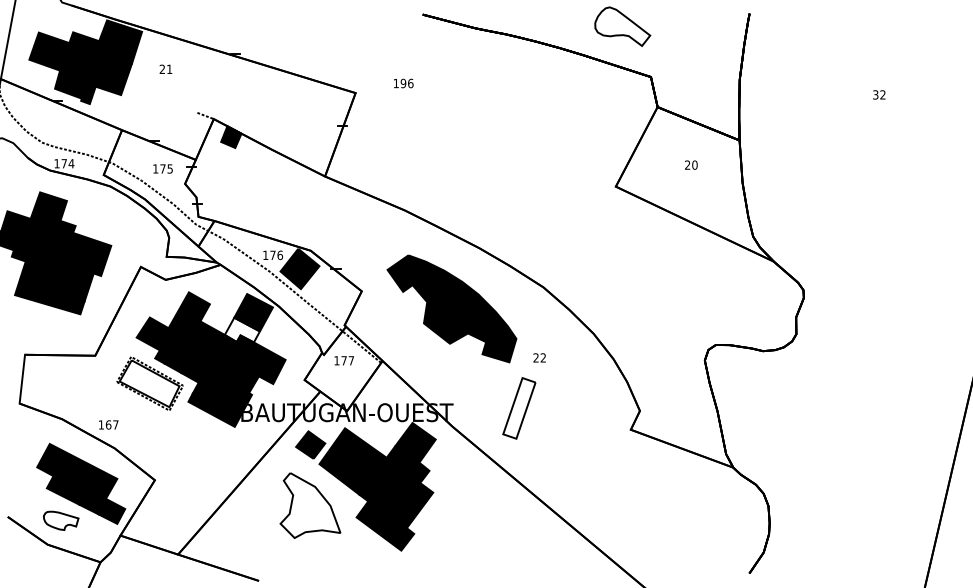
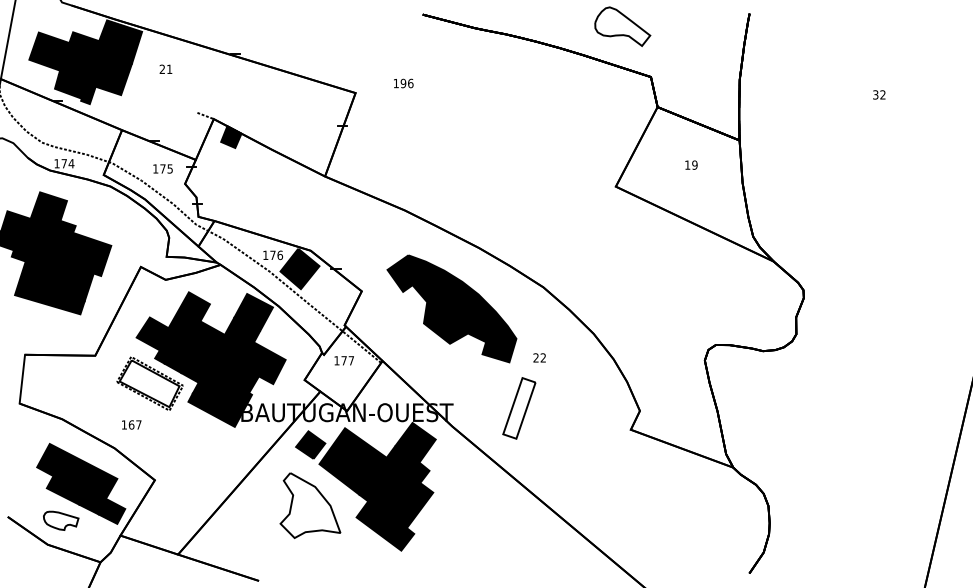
text: 20 -> 19 (691, 164)
fill: none -> present (241, 329)
text position: (108, 424) -> (131, 424) (131, 424)
